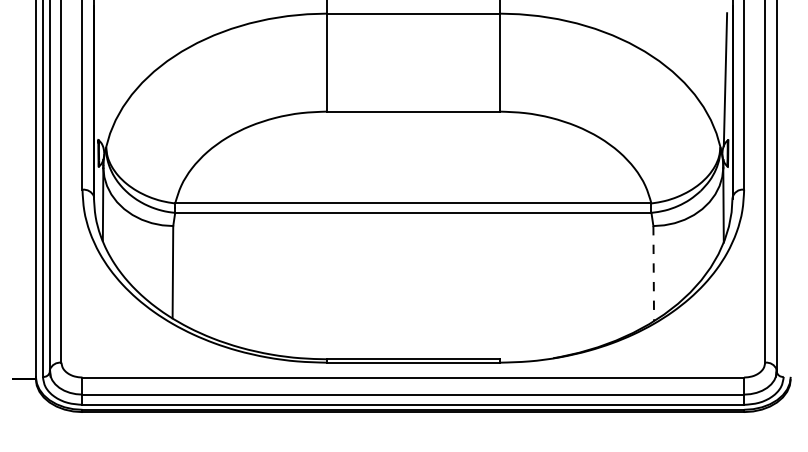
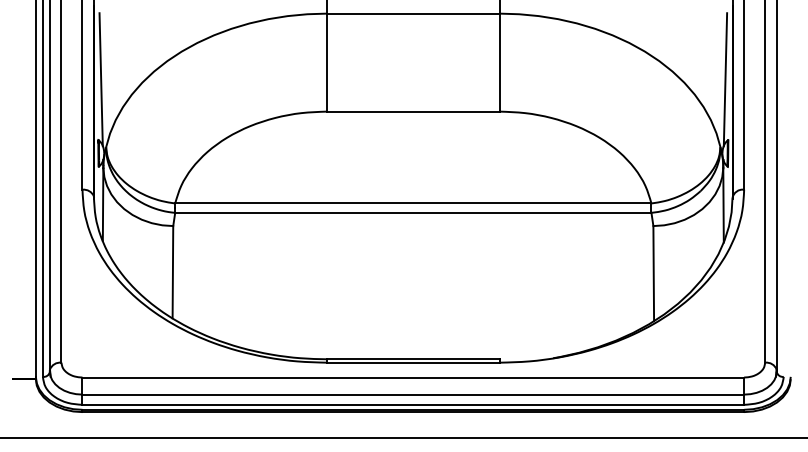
line: none -> present (100, 79)
line: dashed -> solid (653, 273)
line: none -> present (403, 438)
